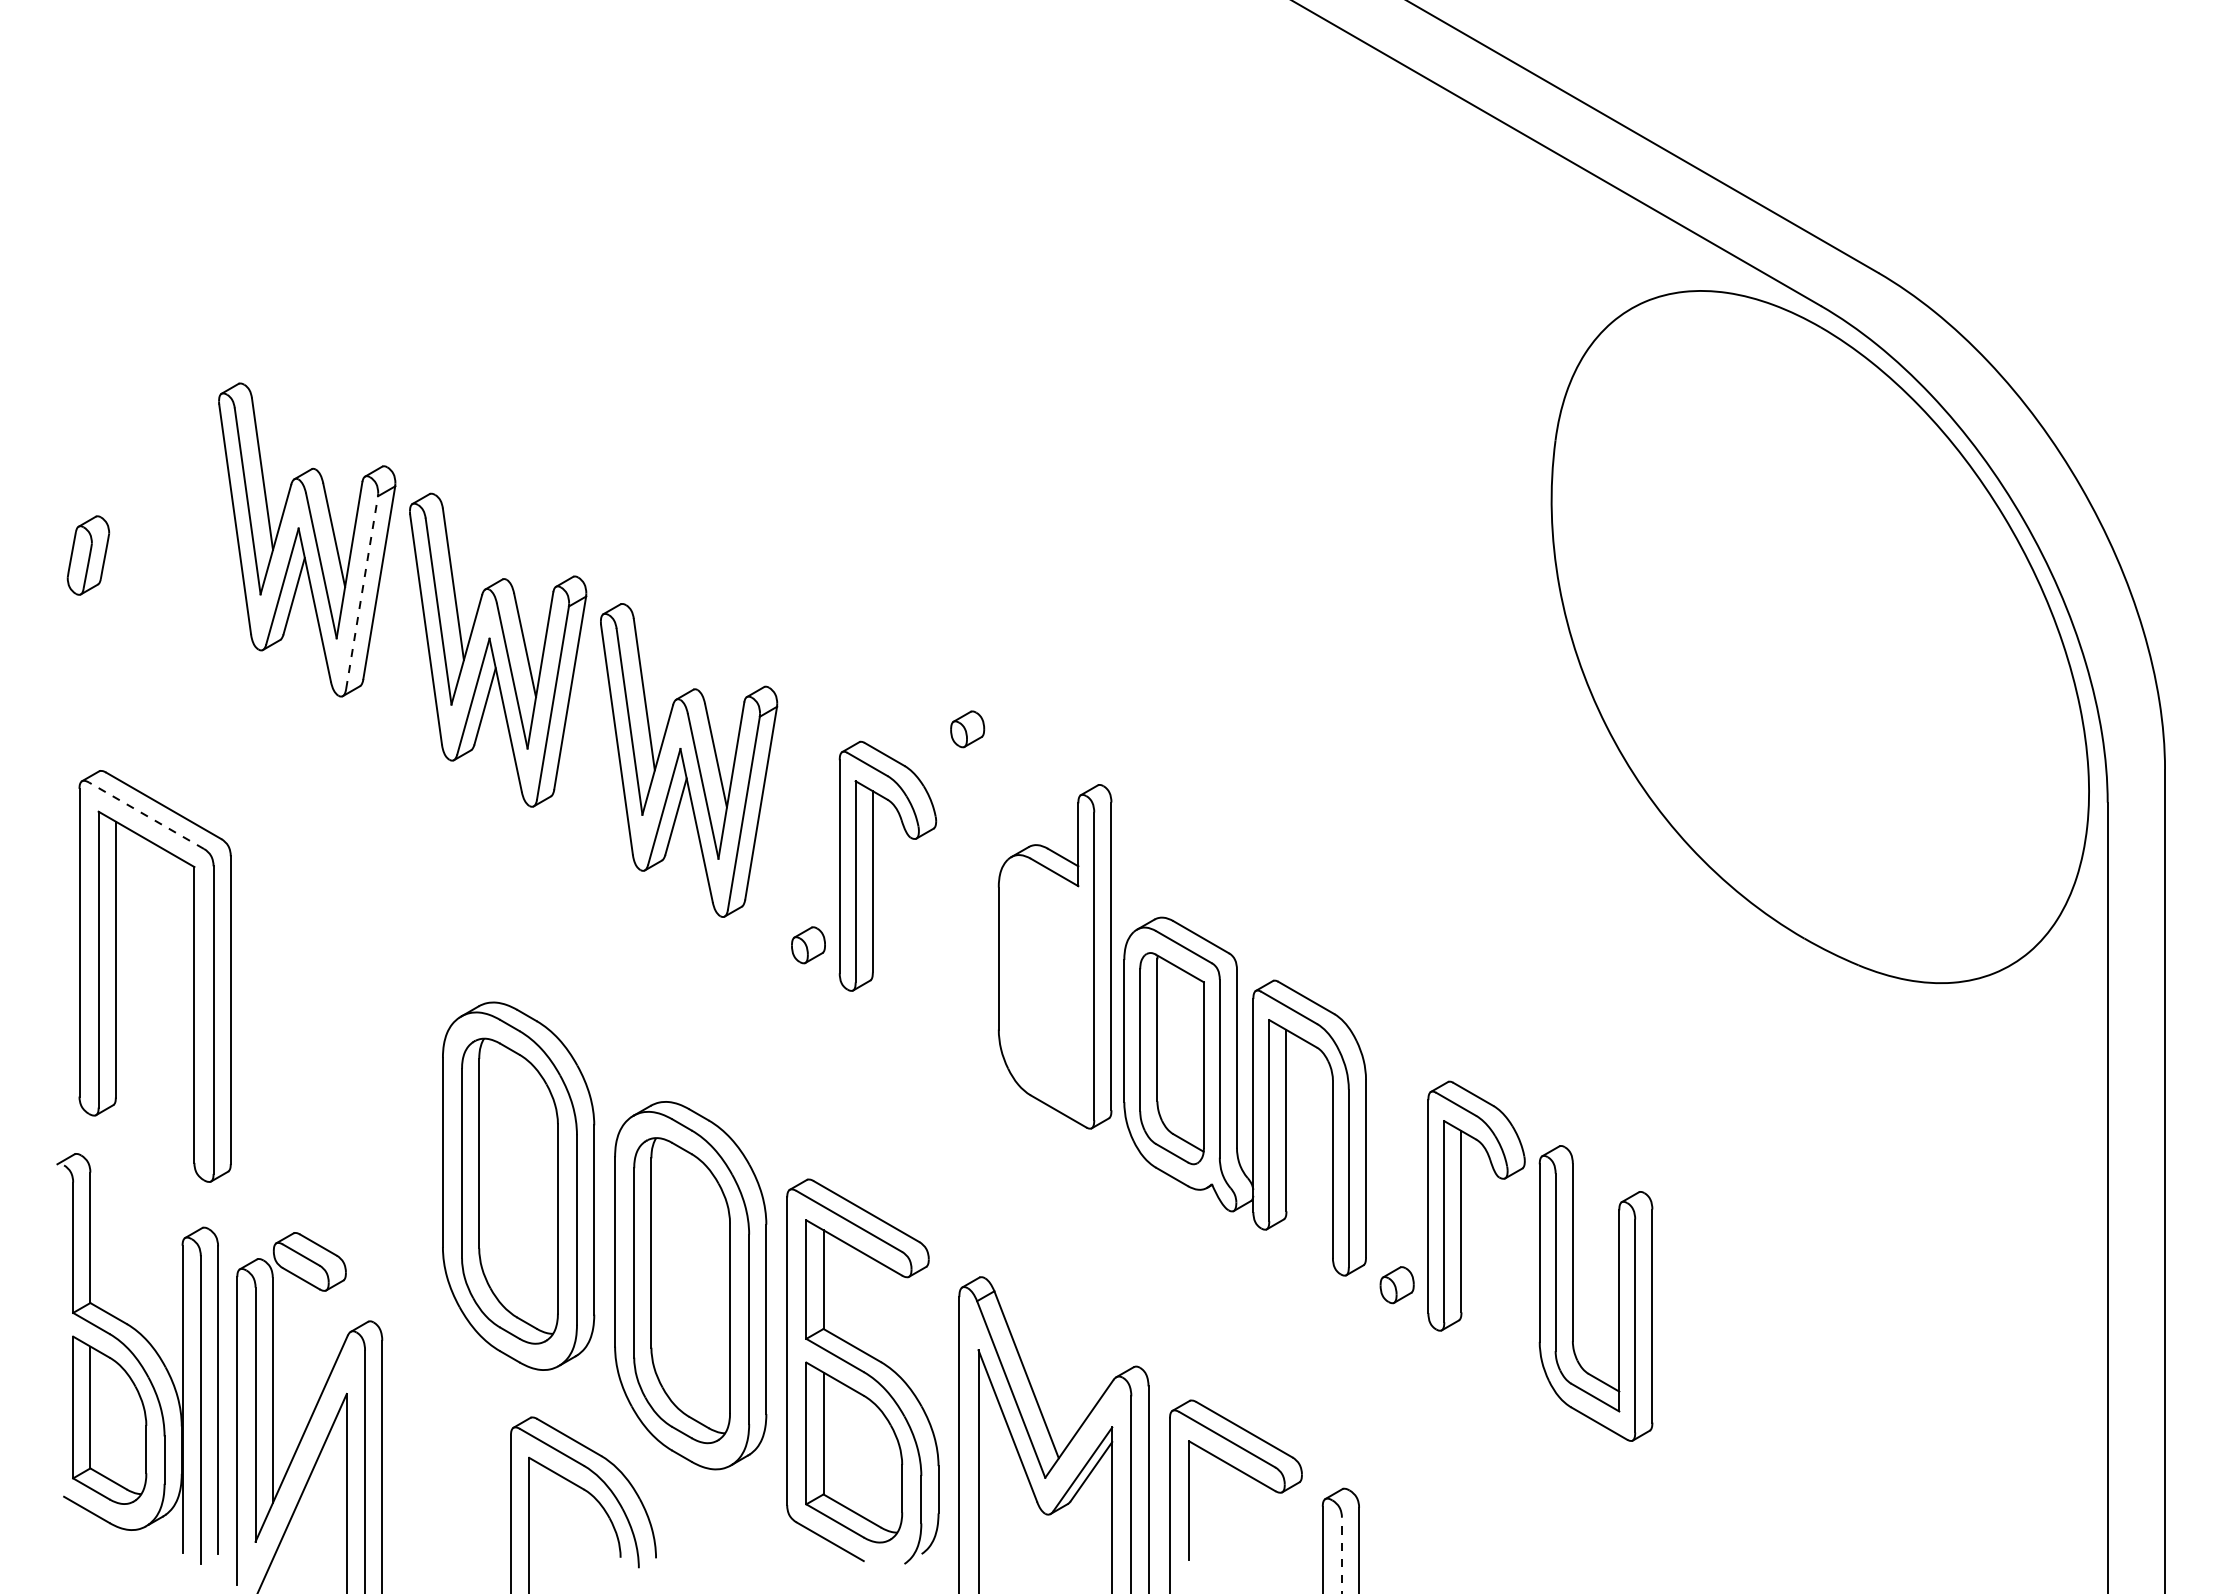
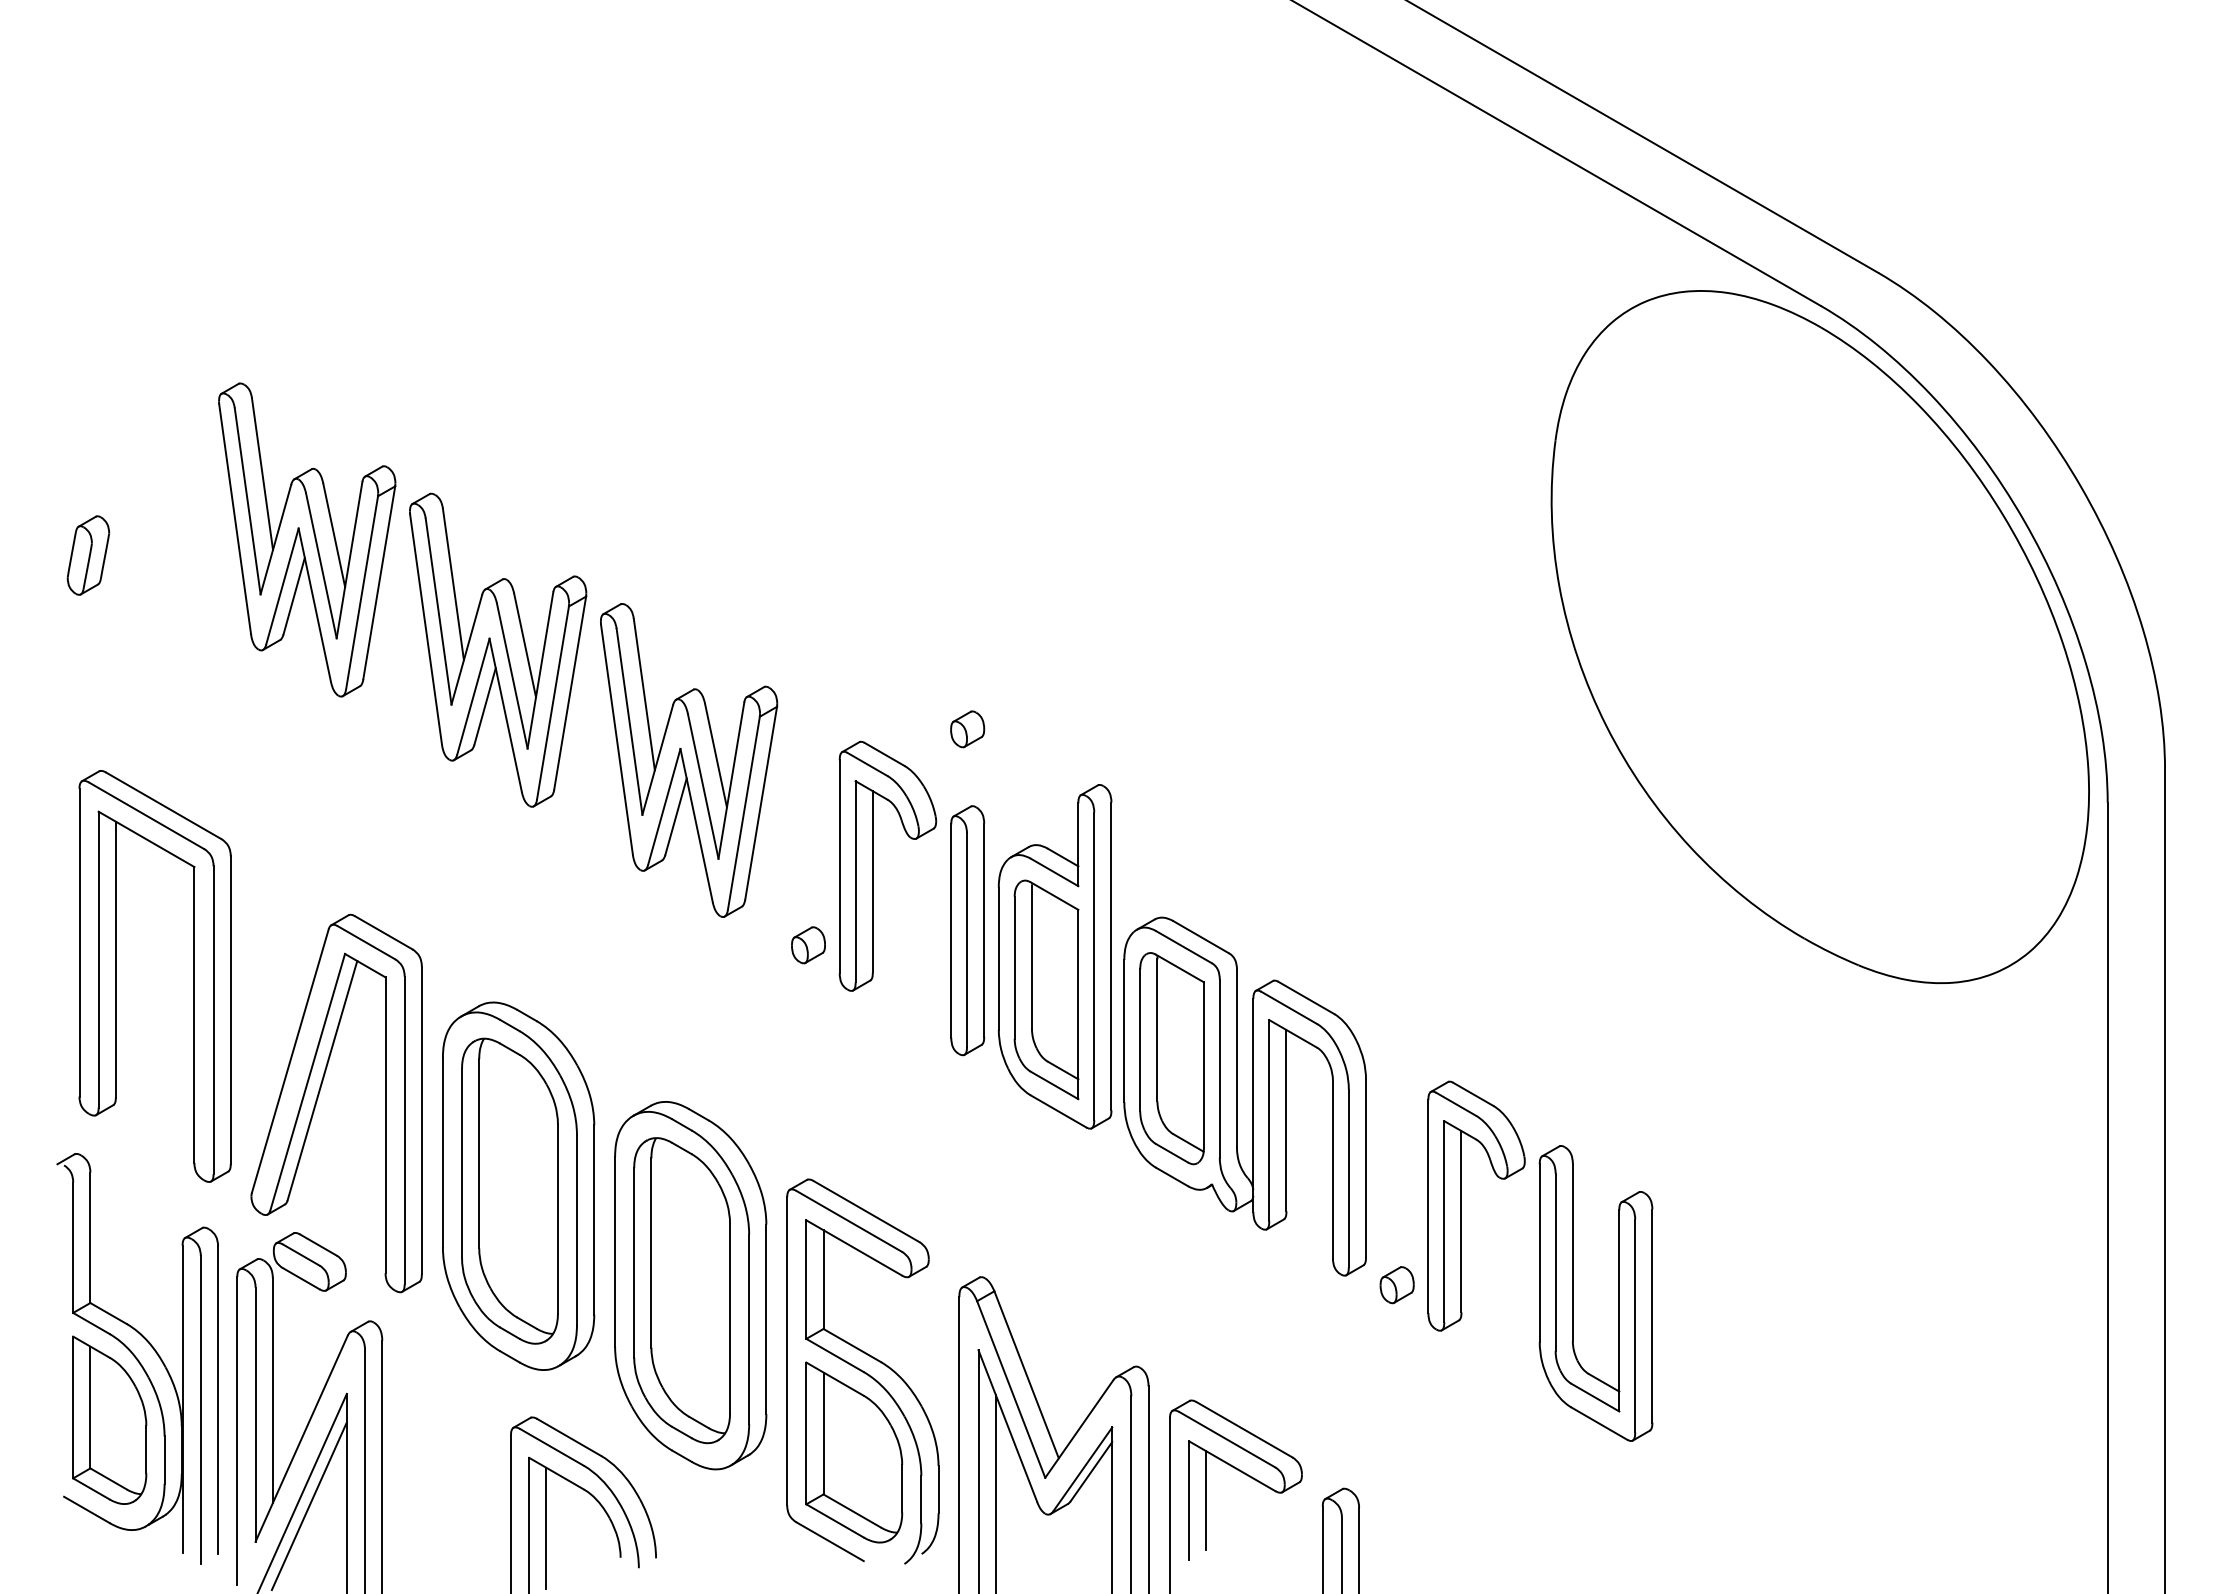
line: dashed -> solid (362, 592)
line: dashed -> solid (146, 815)
part: none -> present (967, 930)
part: none -> present (1046, 989)
part: none -> present (318, 1098)
line: none -> present (995, 1492)
line: none -> present (1206, 1500)
line: none -> present (308, 1506)
line: none -> present (546, 1528)
line: dashed -> solid (1341, 1555)
